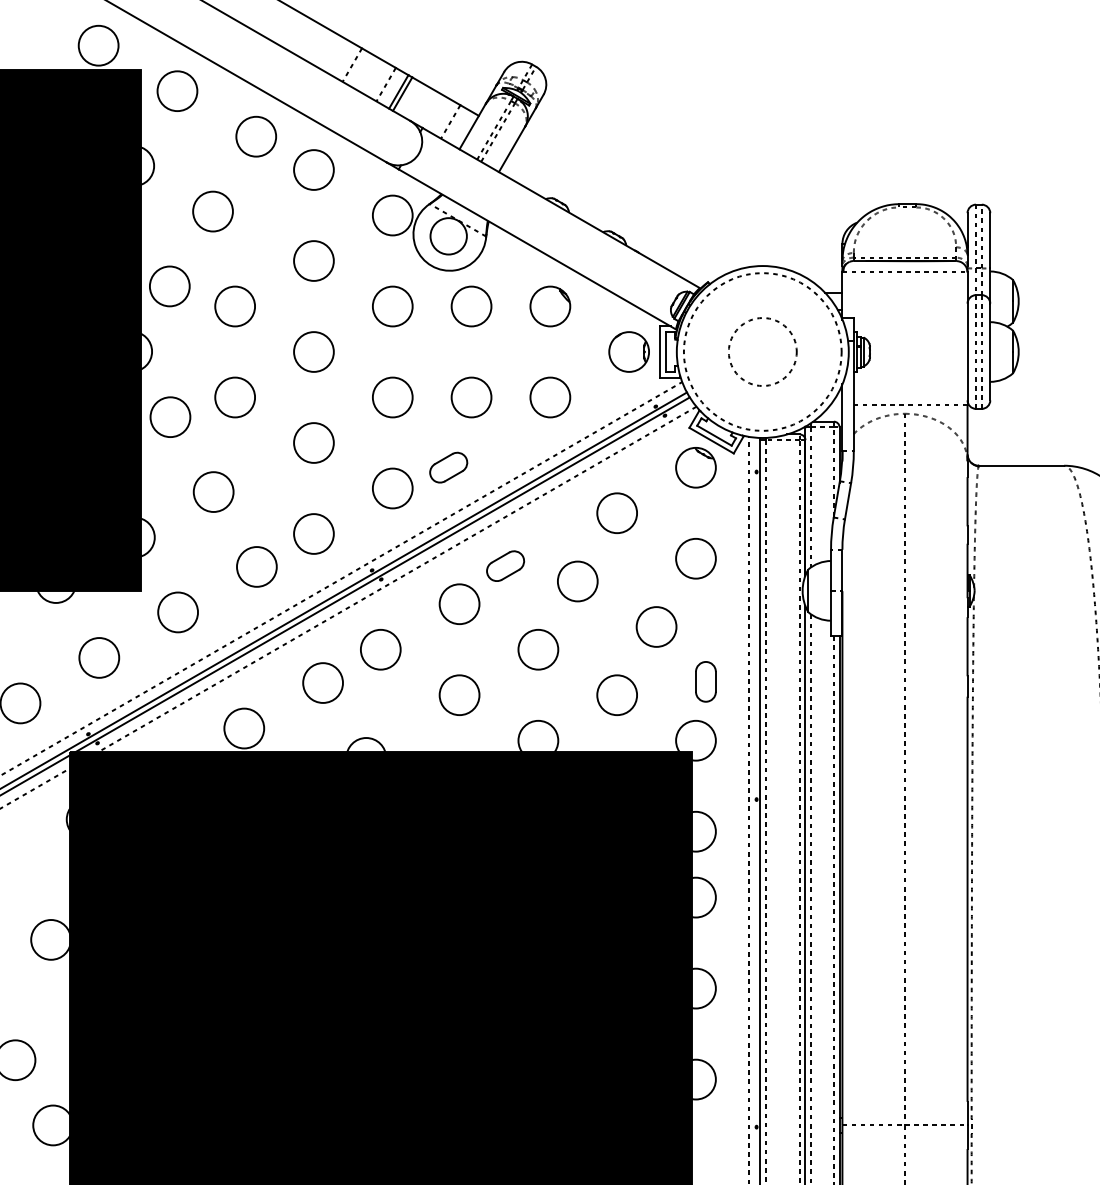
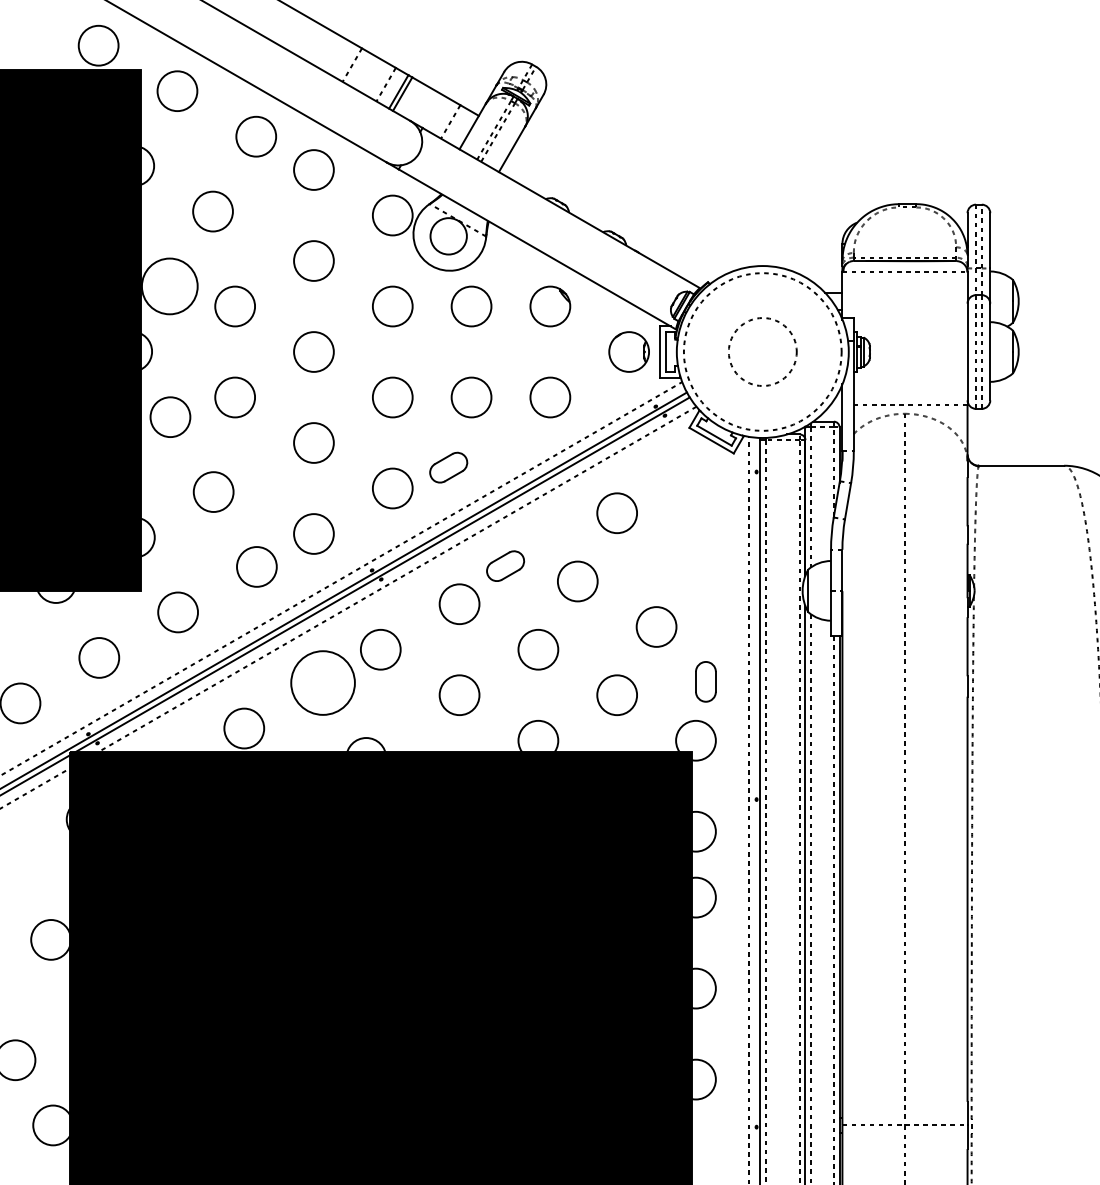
circle diameter: 40 px -> 56 px (169, 286)
part: present -> none (695, 467)
circle: present -> none (695, 558)
circle diameter: 40 px -> 64 px (322, 682)
